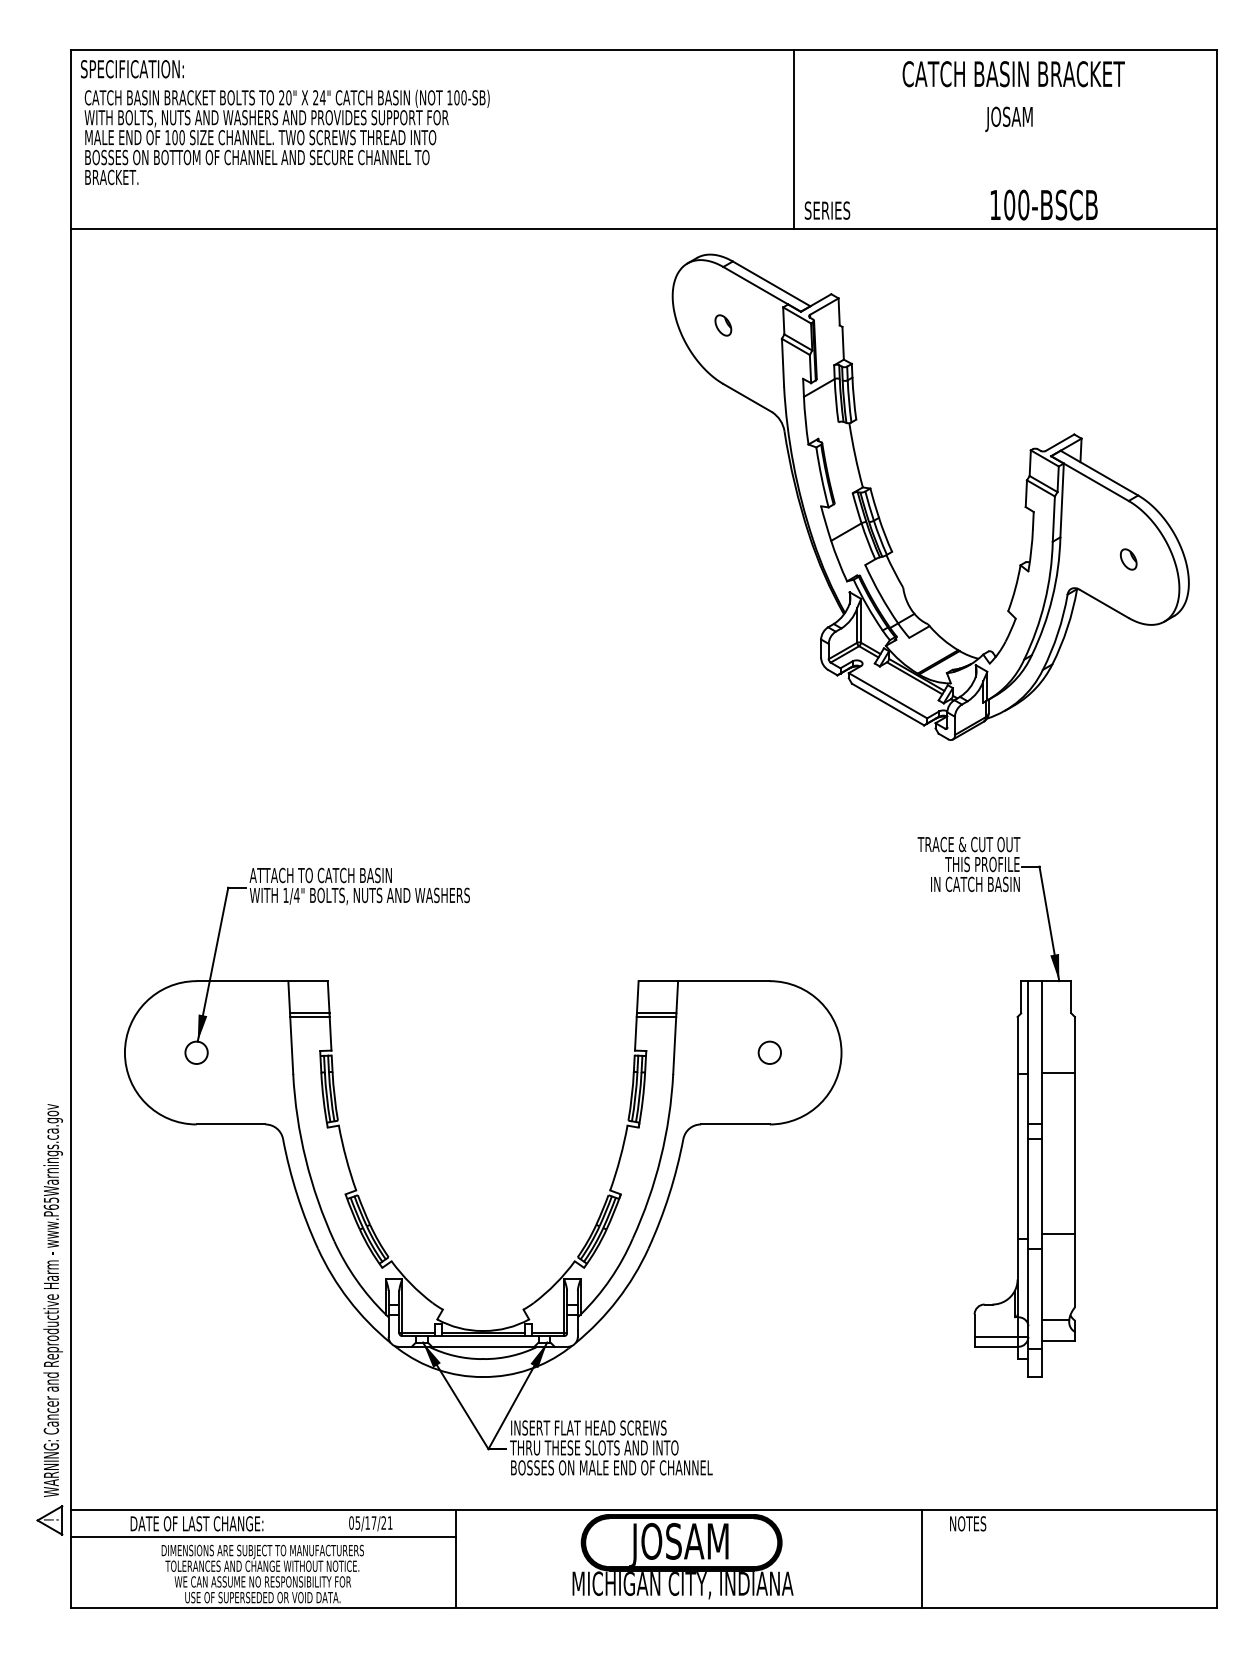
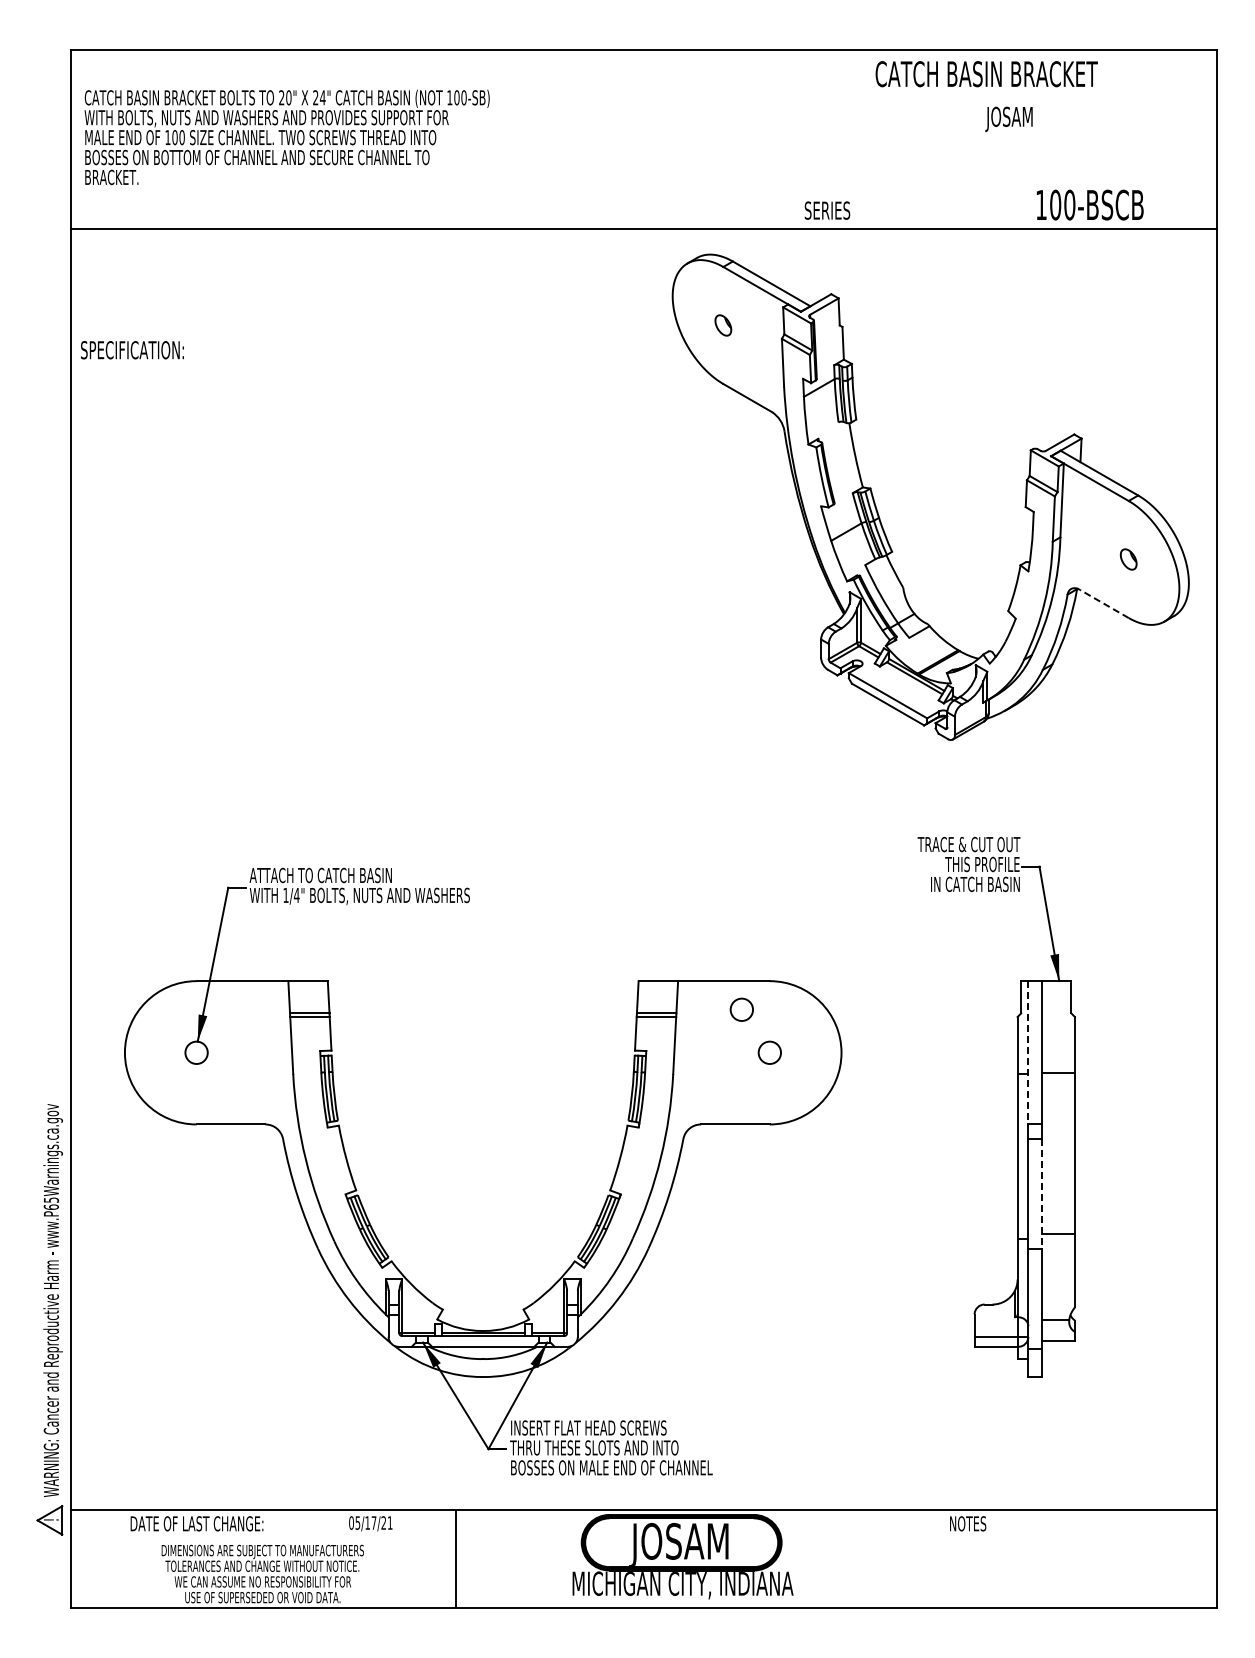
text position: (132, 69) -> (132, 350) (132, 350)
text position: (1013, 74) -> (986, 74) (986, 74)
line: present -> none (794, 138)
text position: (1043, 204) -> (1089, 204) (1089, 204)
line: solid -> dashed (1103, 603)
circle: none -> present (741, 1009)
line: solid -> dashed (1028, 1052)
line: solid -> dashed (1041, 1193)
line: present -> none (263, 1536)
line: present -> none (921, 1558)
